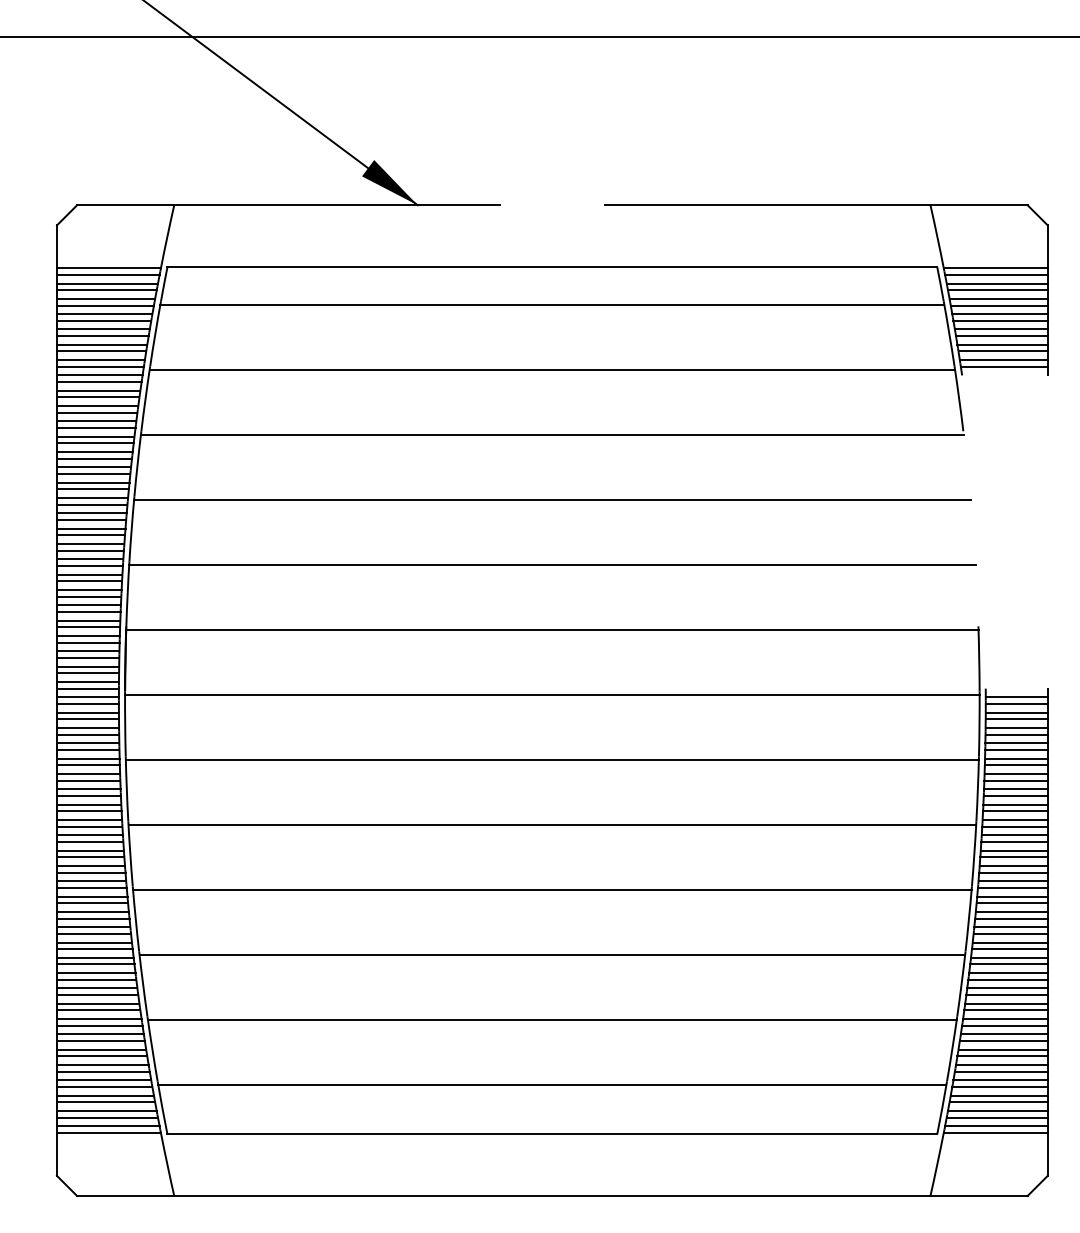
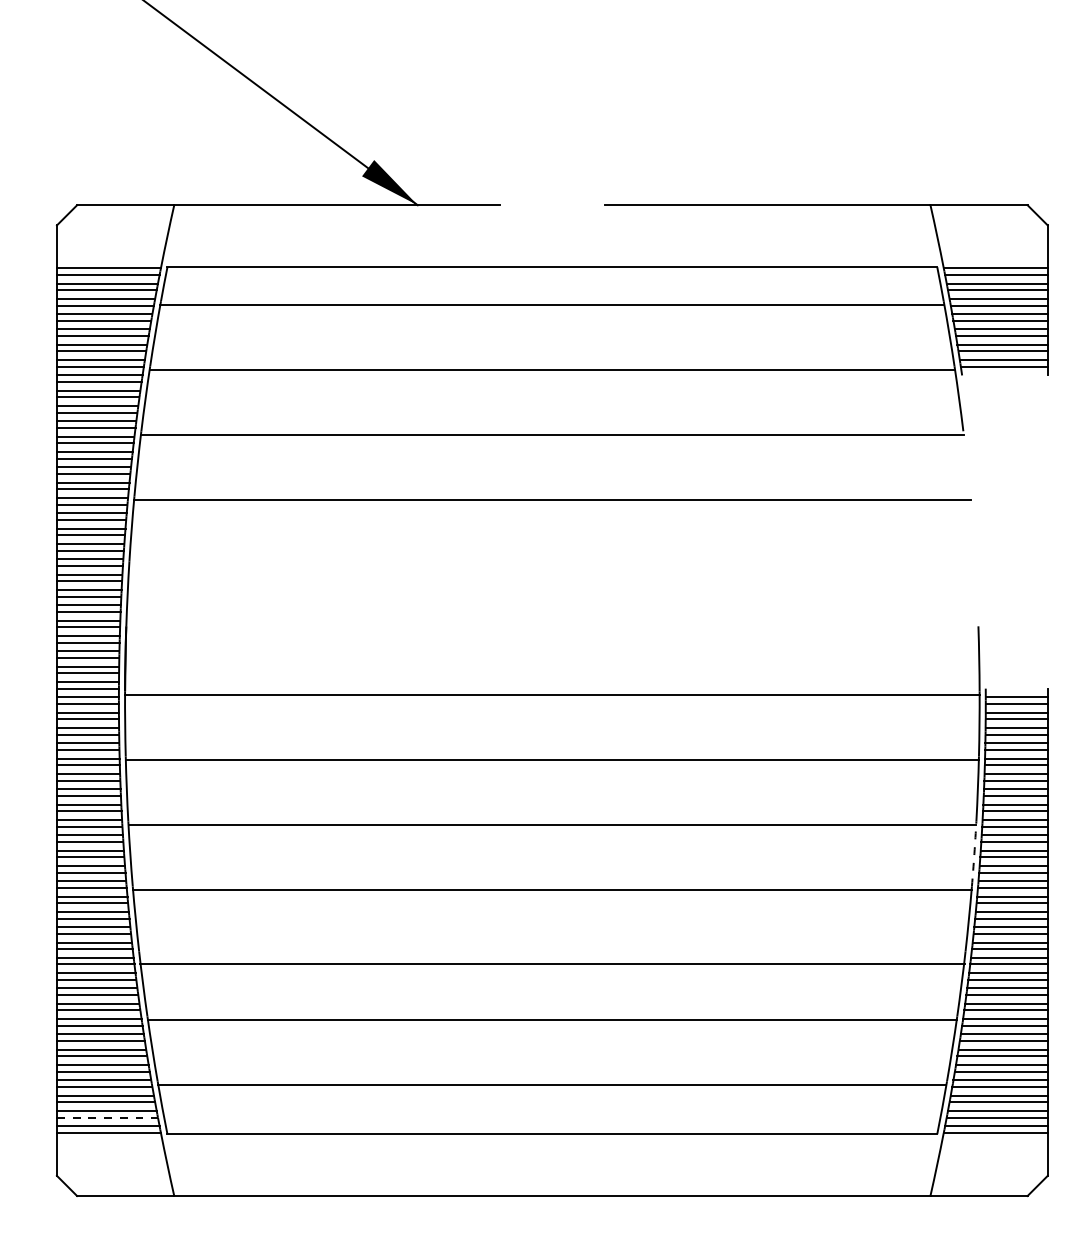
line: present -> none (539, 36)
line: present -> none (552, 565)
line: present -> none (552, 630)
arc: solid -> dashed (974, 853)
line position: (552, 955) -> (552, 964) (552, 964)
line: solid -> dashed (107, 1117)
